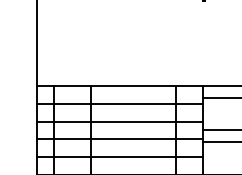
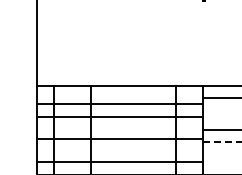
line position: (119, 121) -> (119, 116) (119, 116)
line: solid -> dashed (222, 142)
line position: (119, 157) -> (119, 162) (119, 162)
